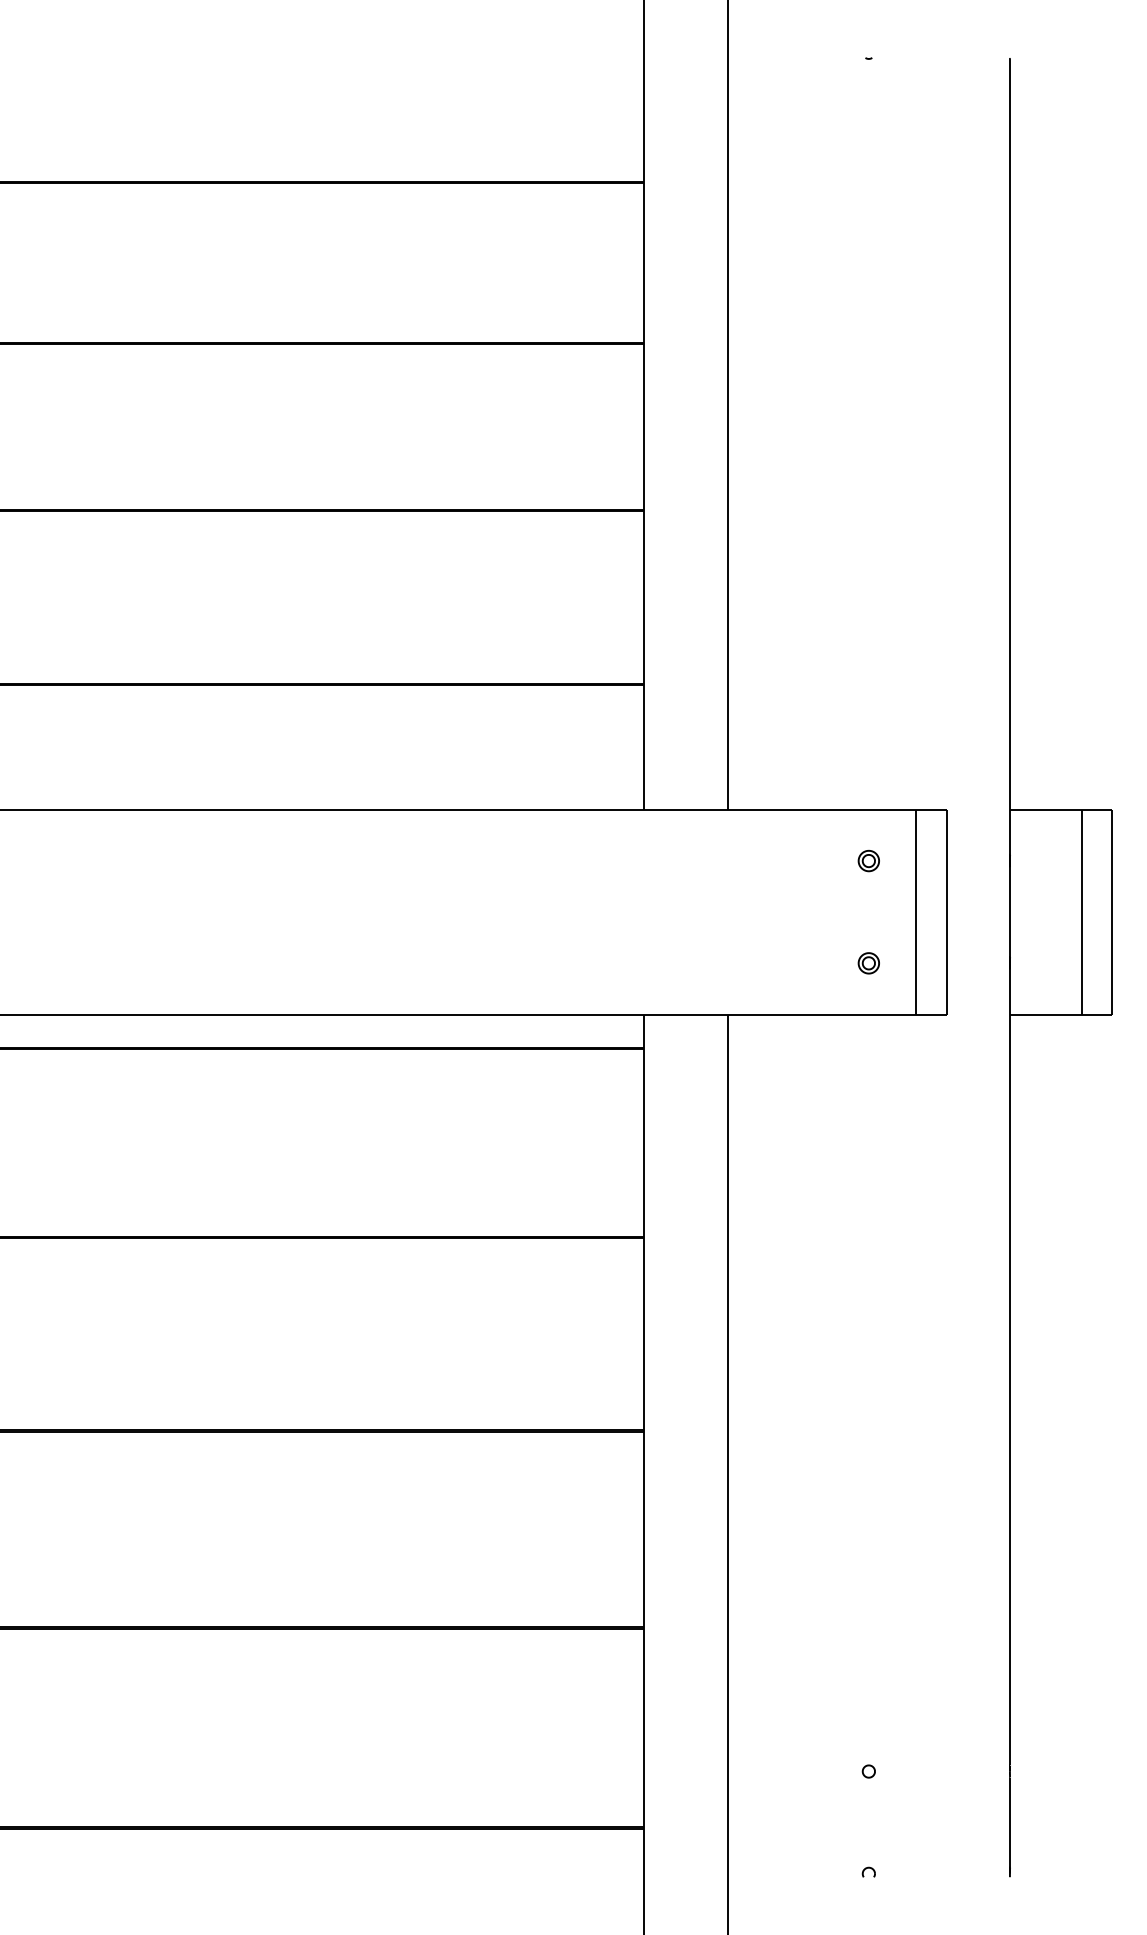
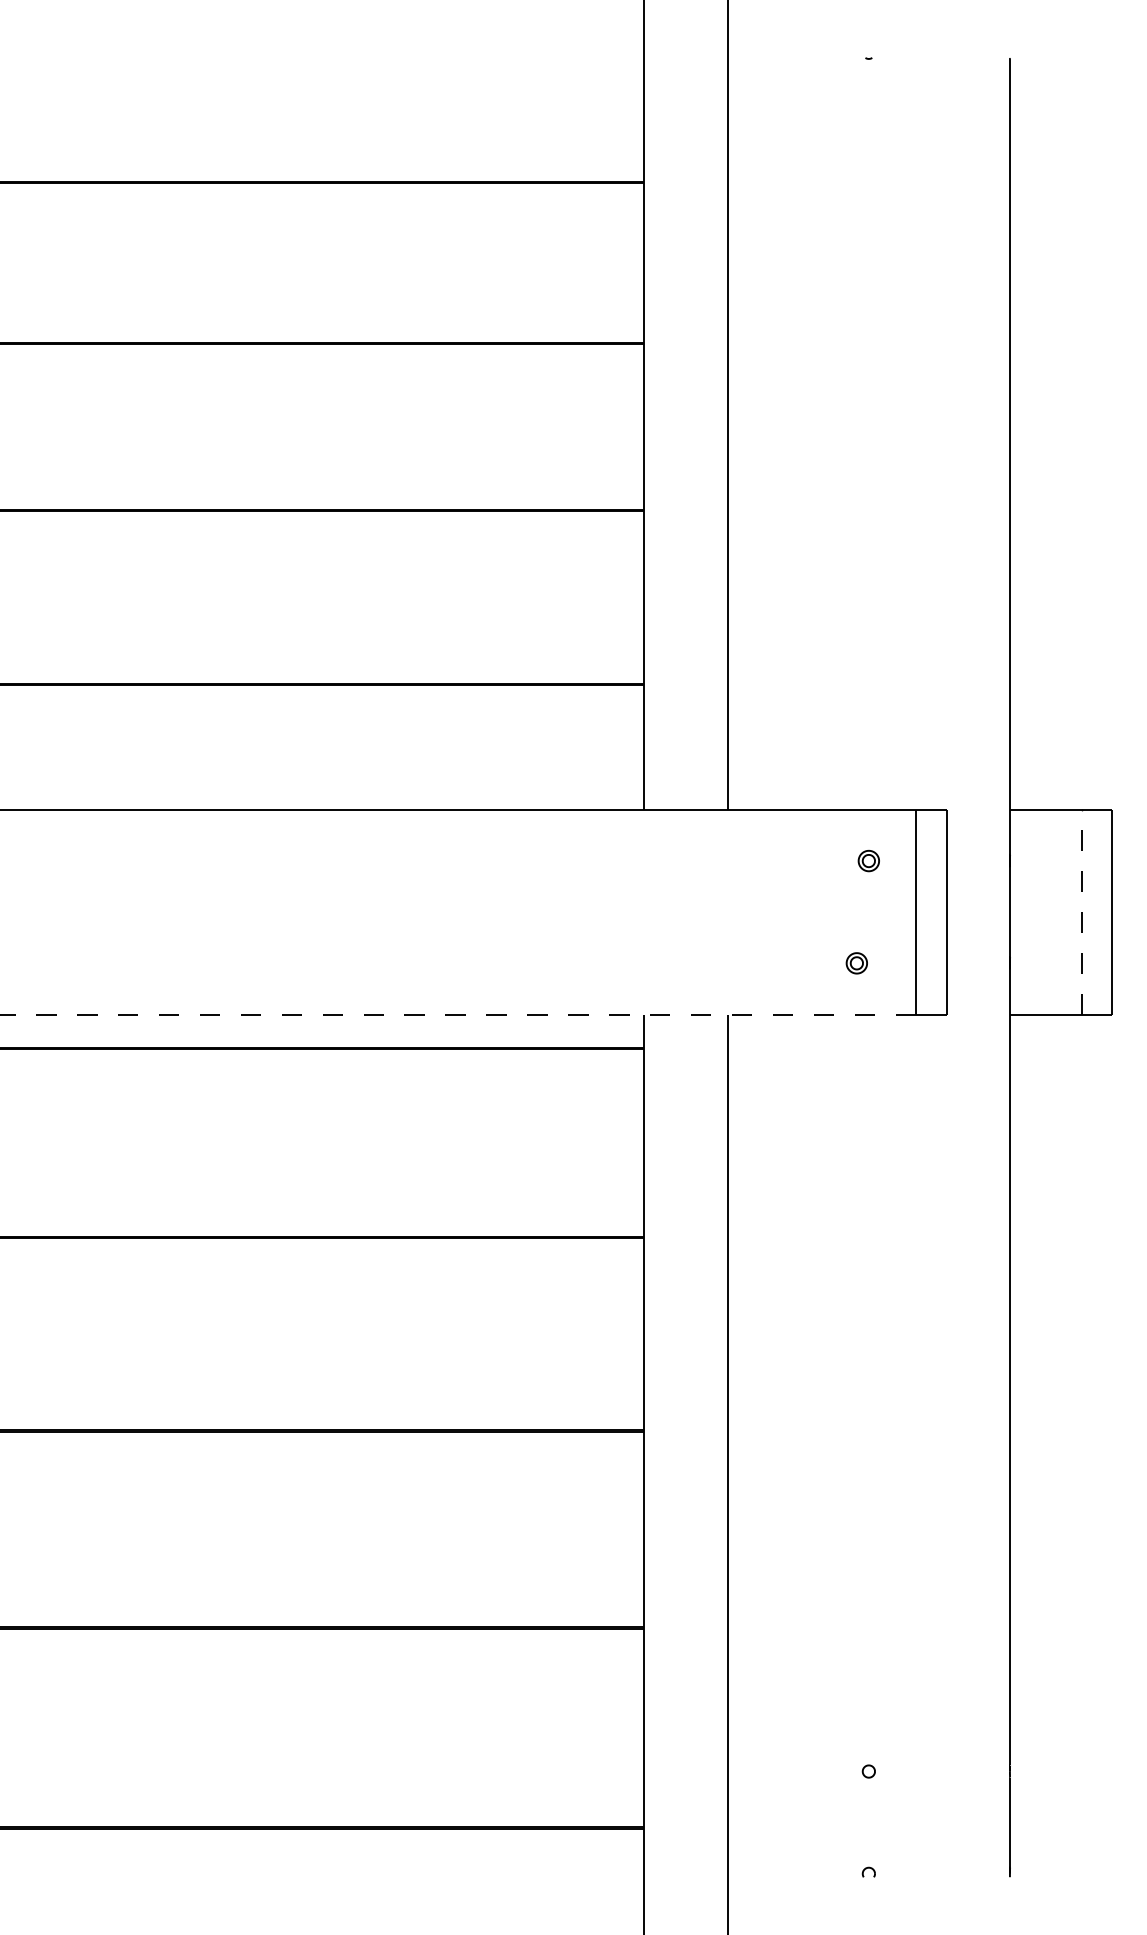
line: solid -> dashed (1081, 911)
part position: (868, 963) -> (856, 963) (856, 963)
line: solid -> dashed (458, 1014)
